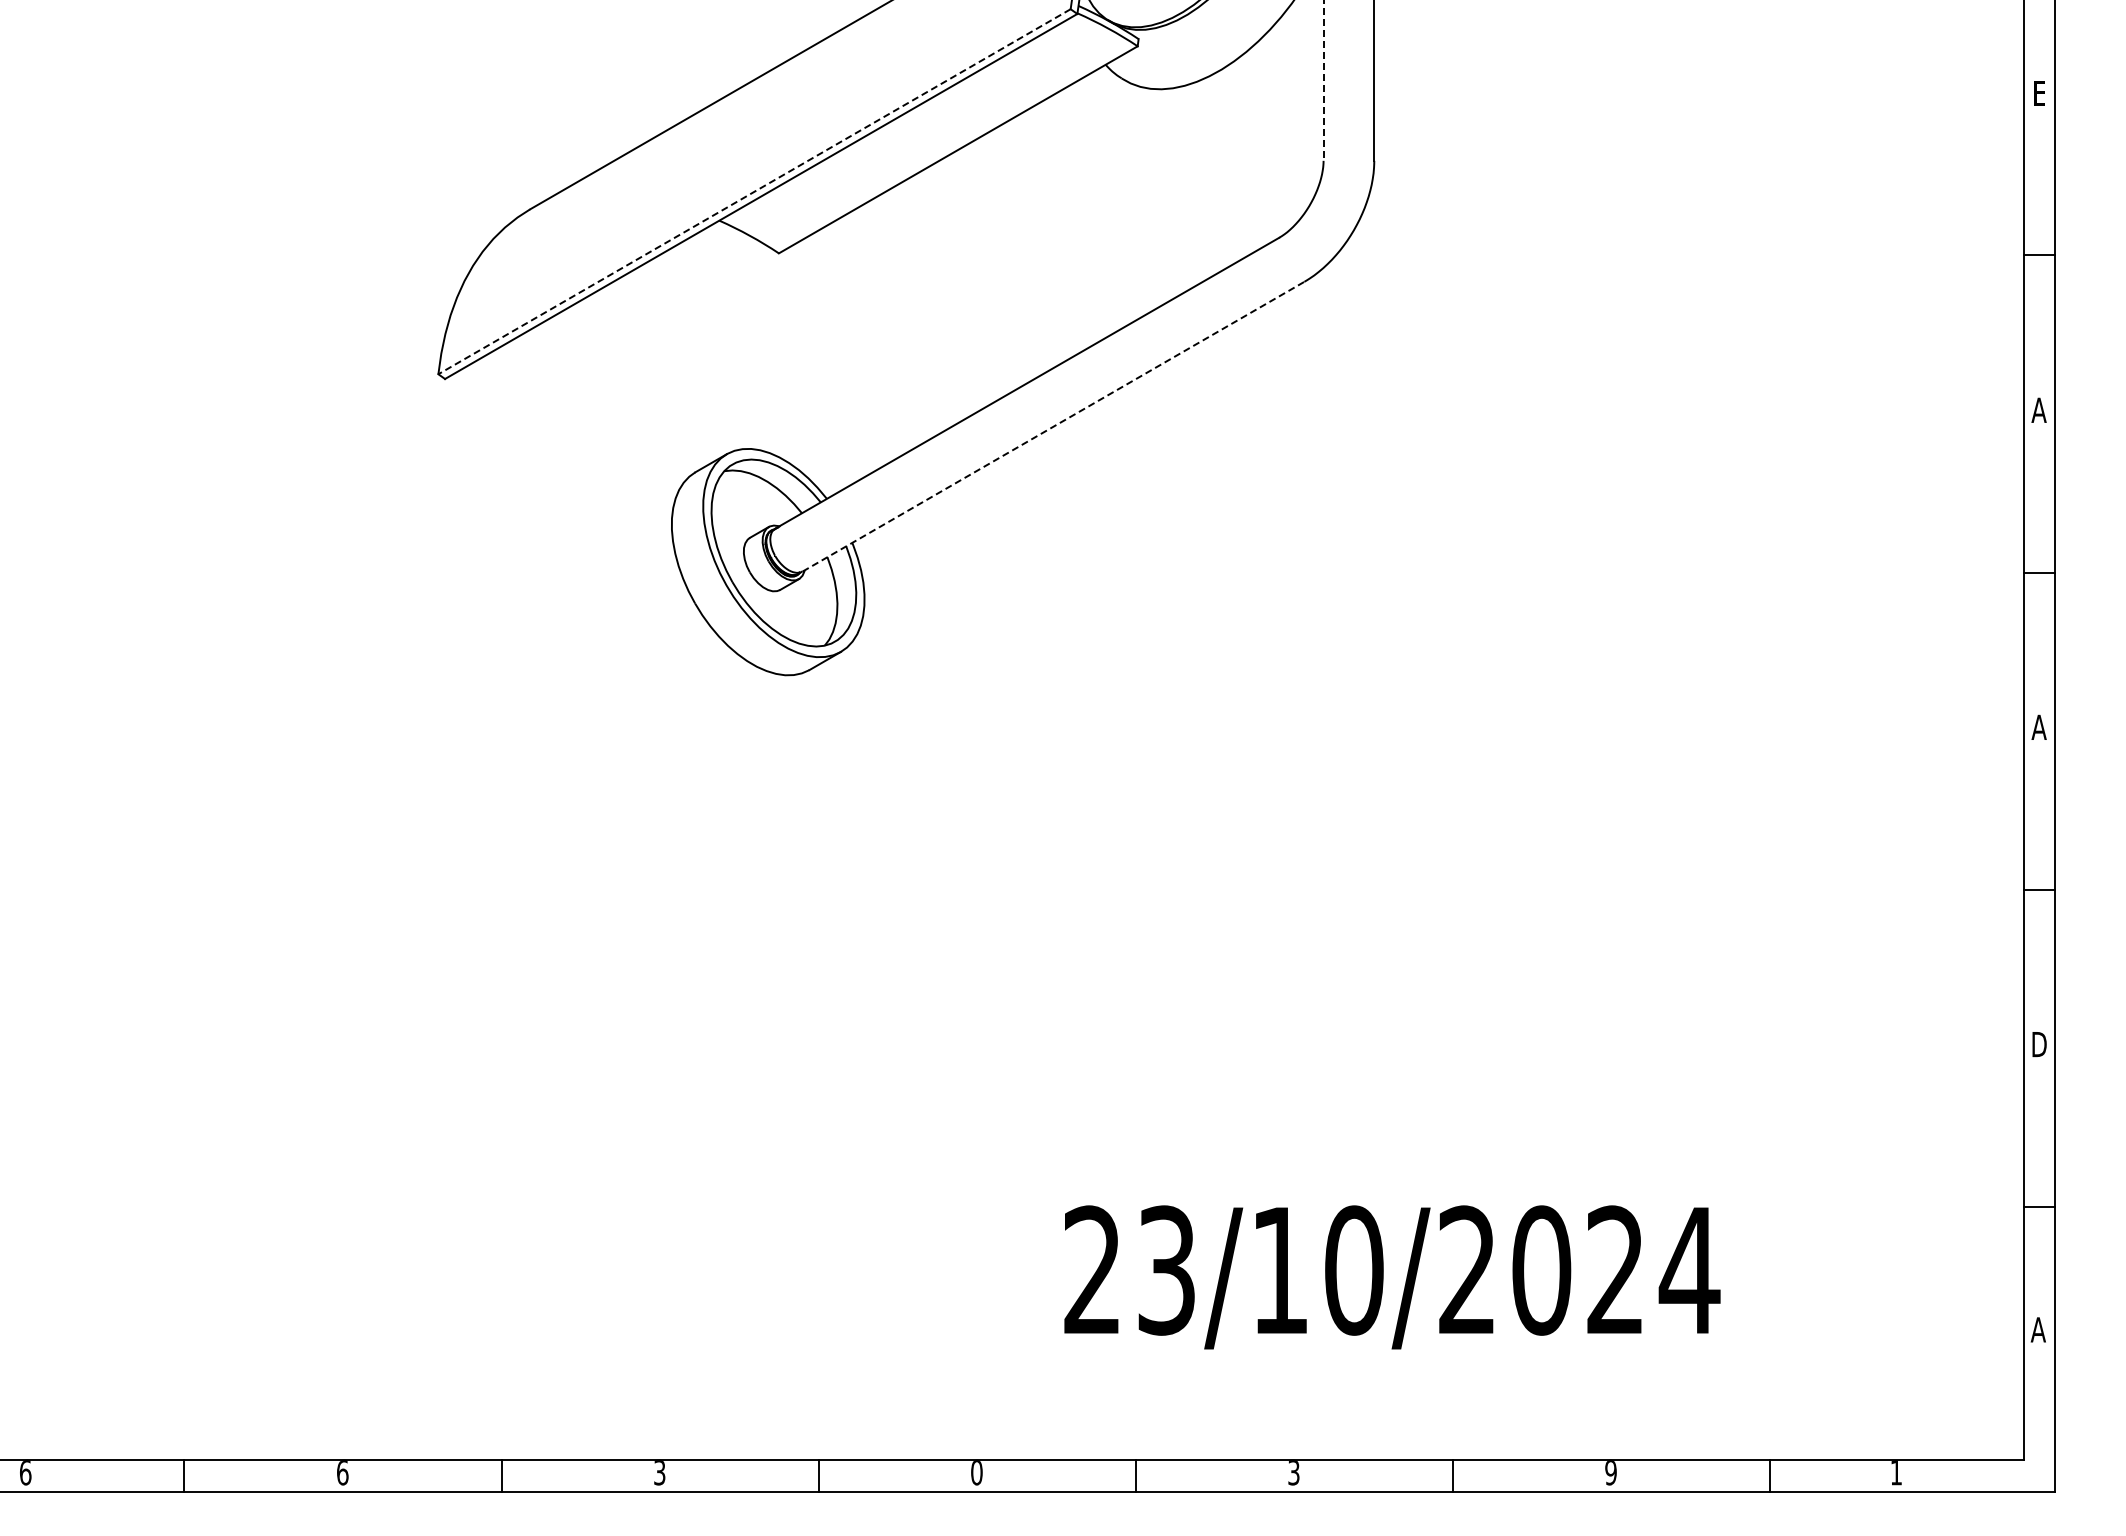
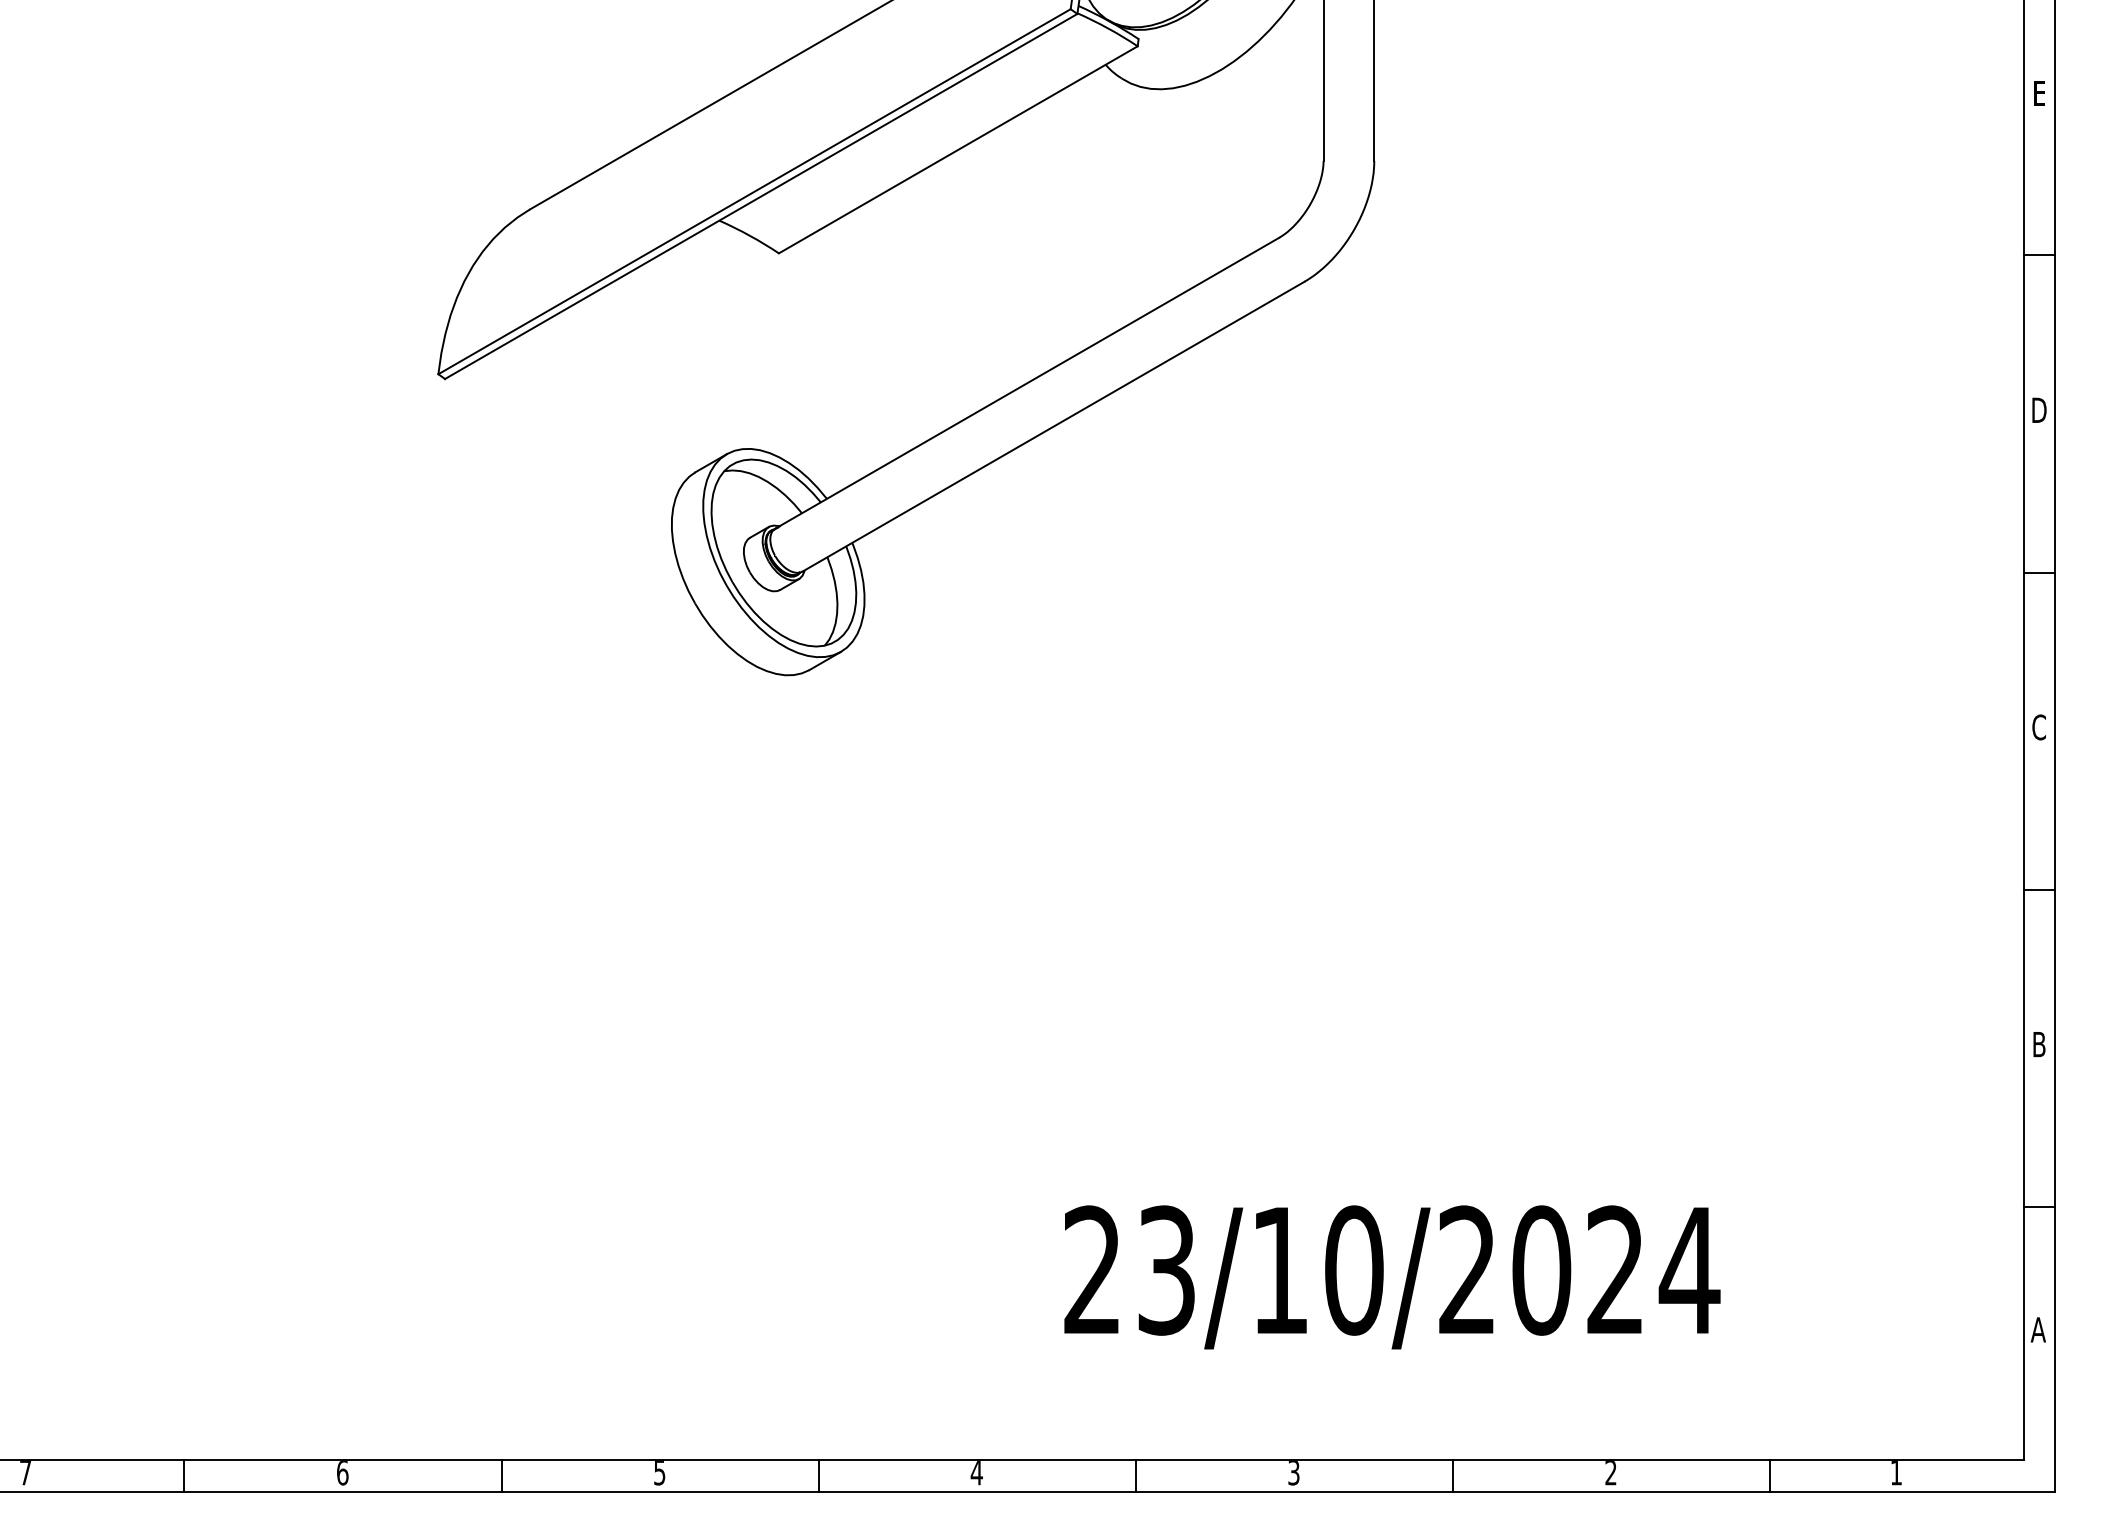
line: dashed -> solid (1323, 81)
line: dashed -> solid (754, 191)
text: A -> D (2038, 409)
line: dashed -> solid (1053, 426)
text: A -> C (2038, 727)
text: D -> B (2039, 1044)
text: 3 -> 5 (659, 1472)
text: 6 -> 7 (25, 1473)
text: 0 -> 4 (976, 1473)
text: 9 -> 2 (1610, 1473)
